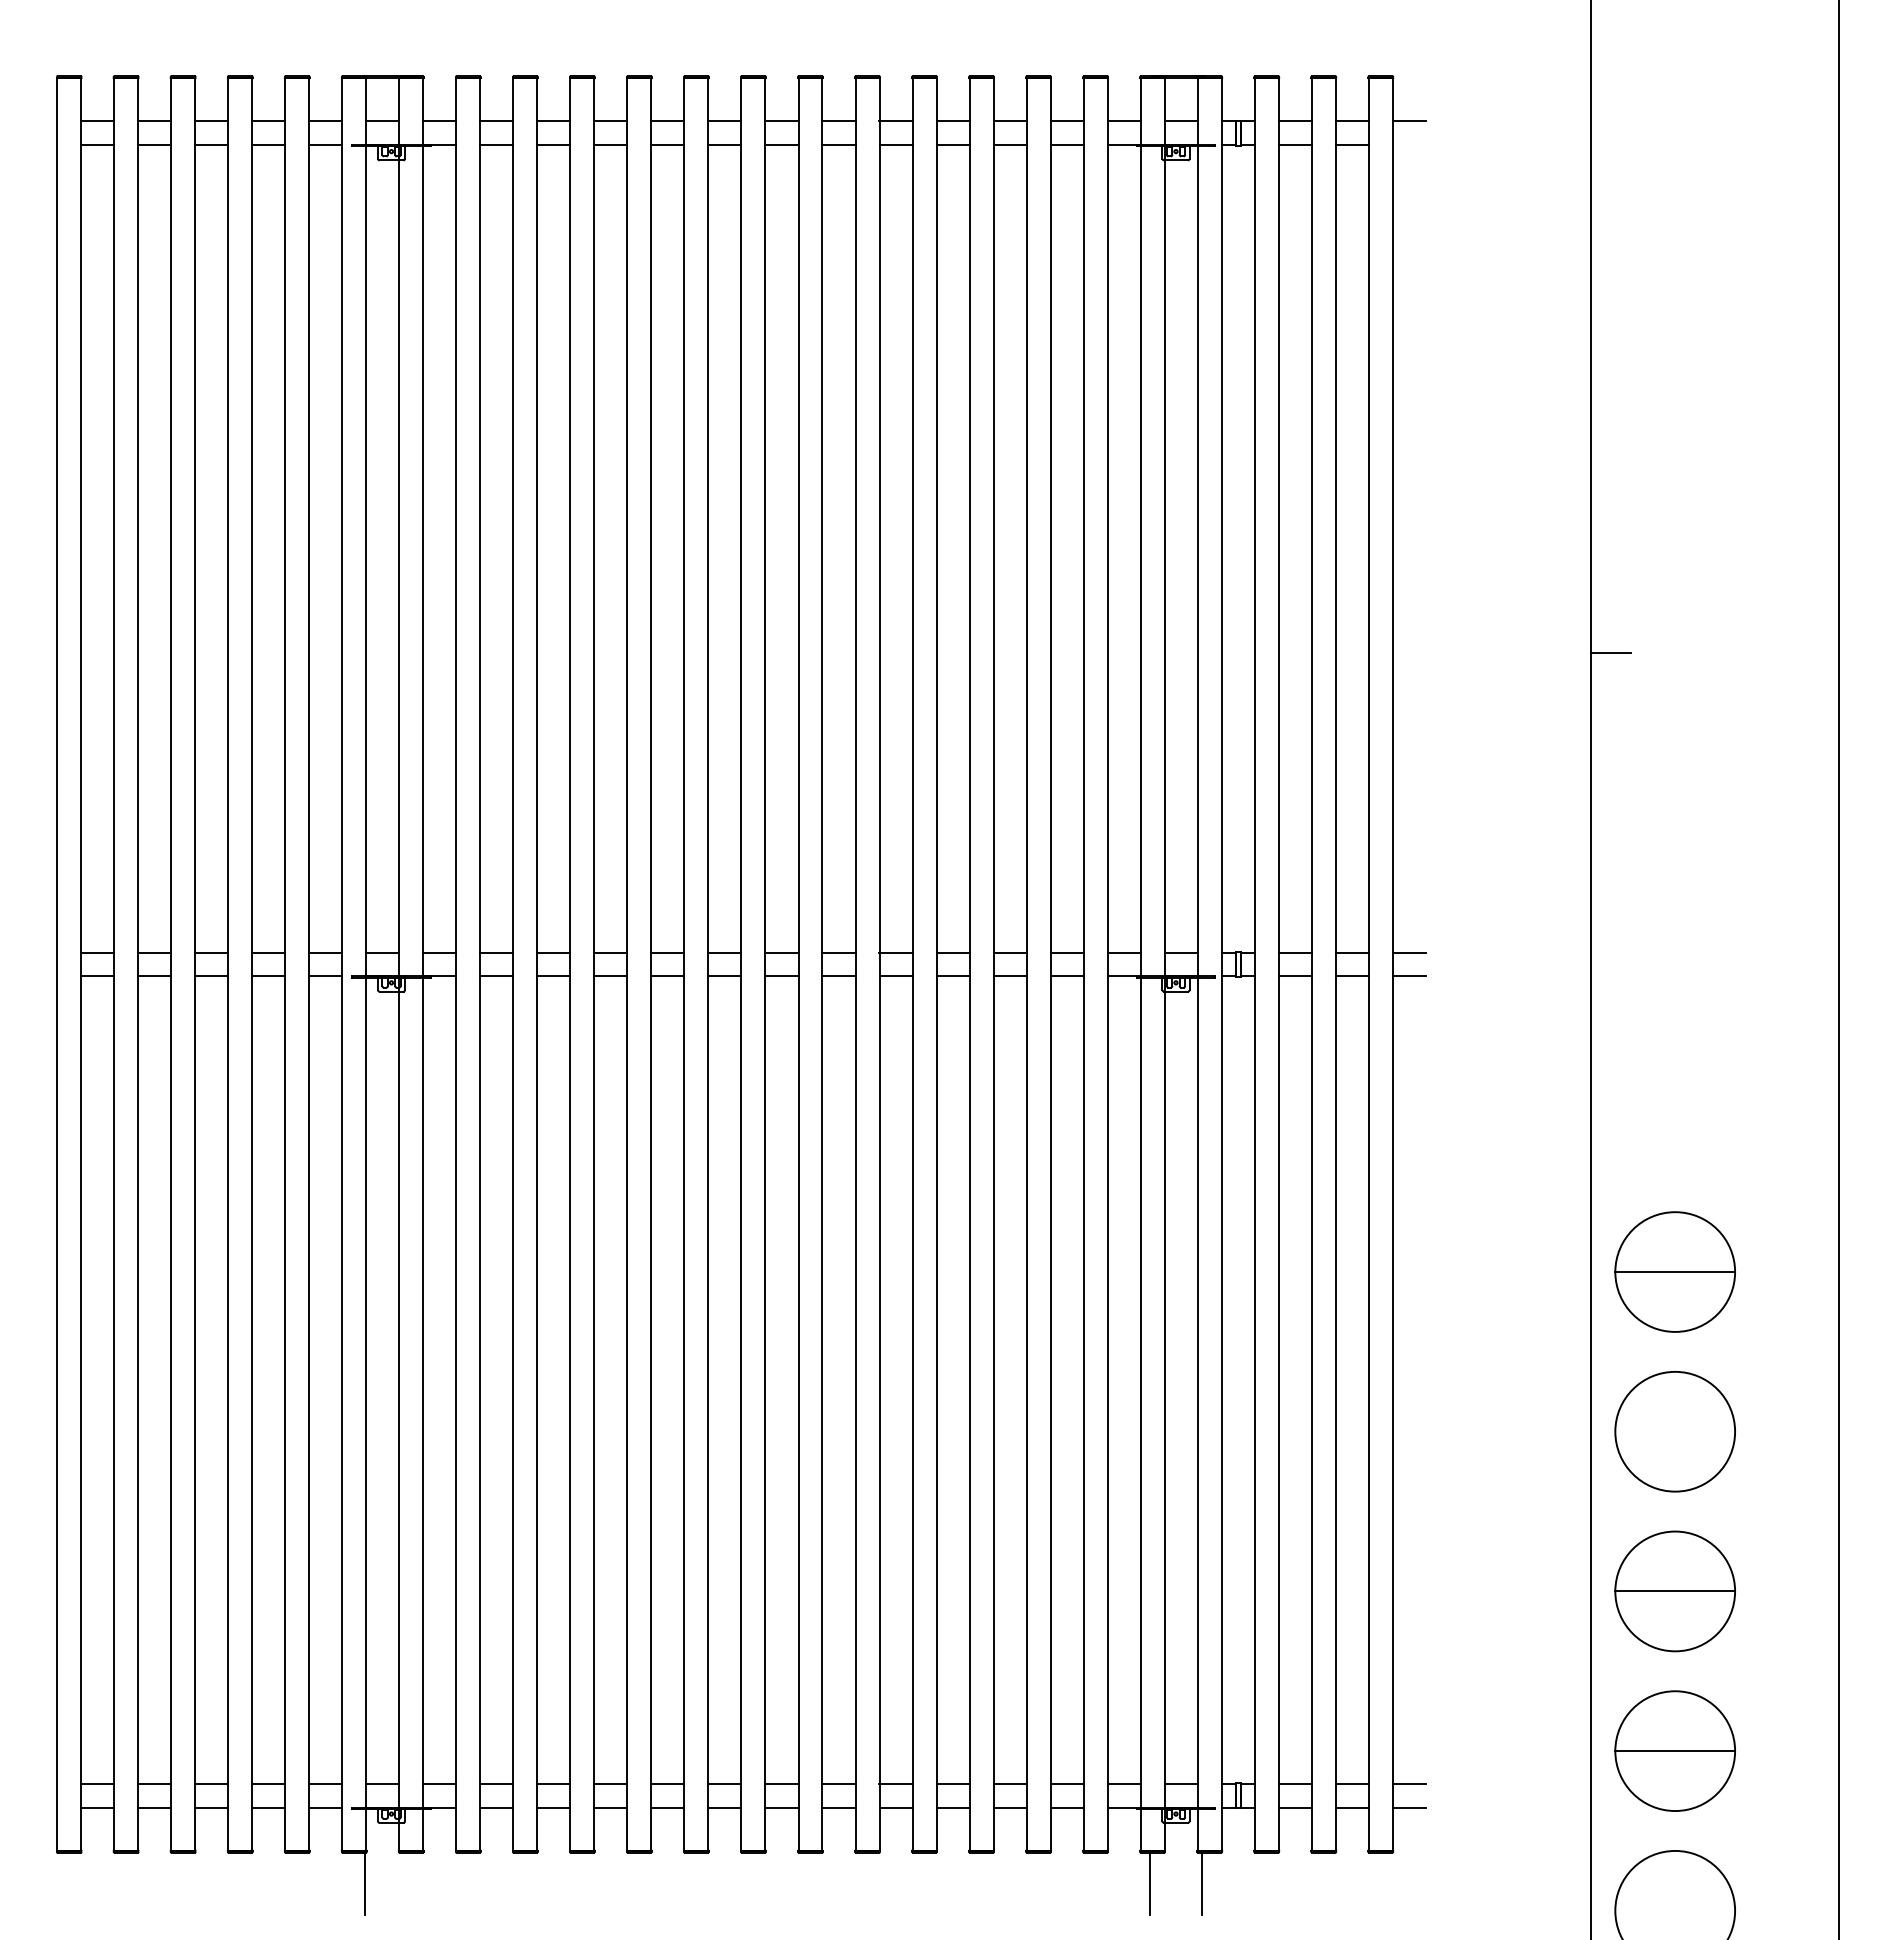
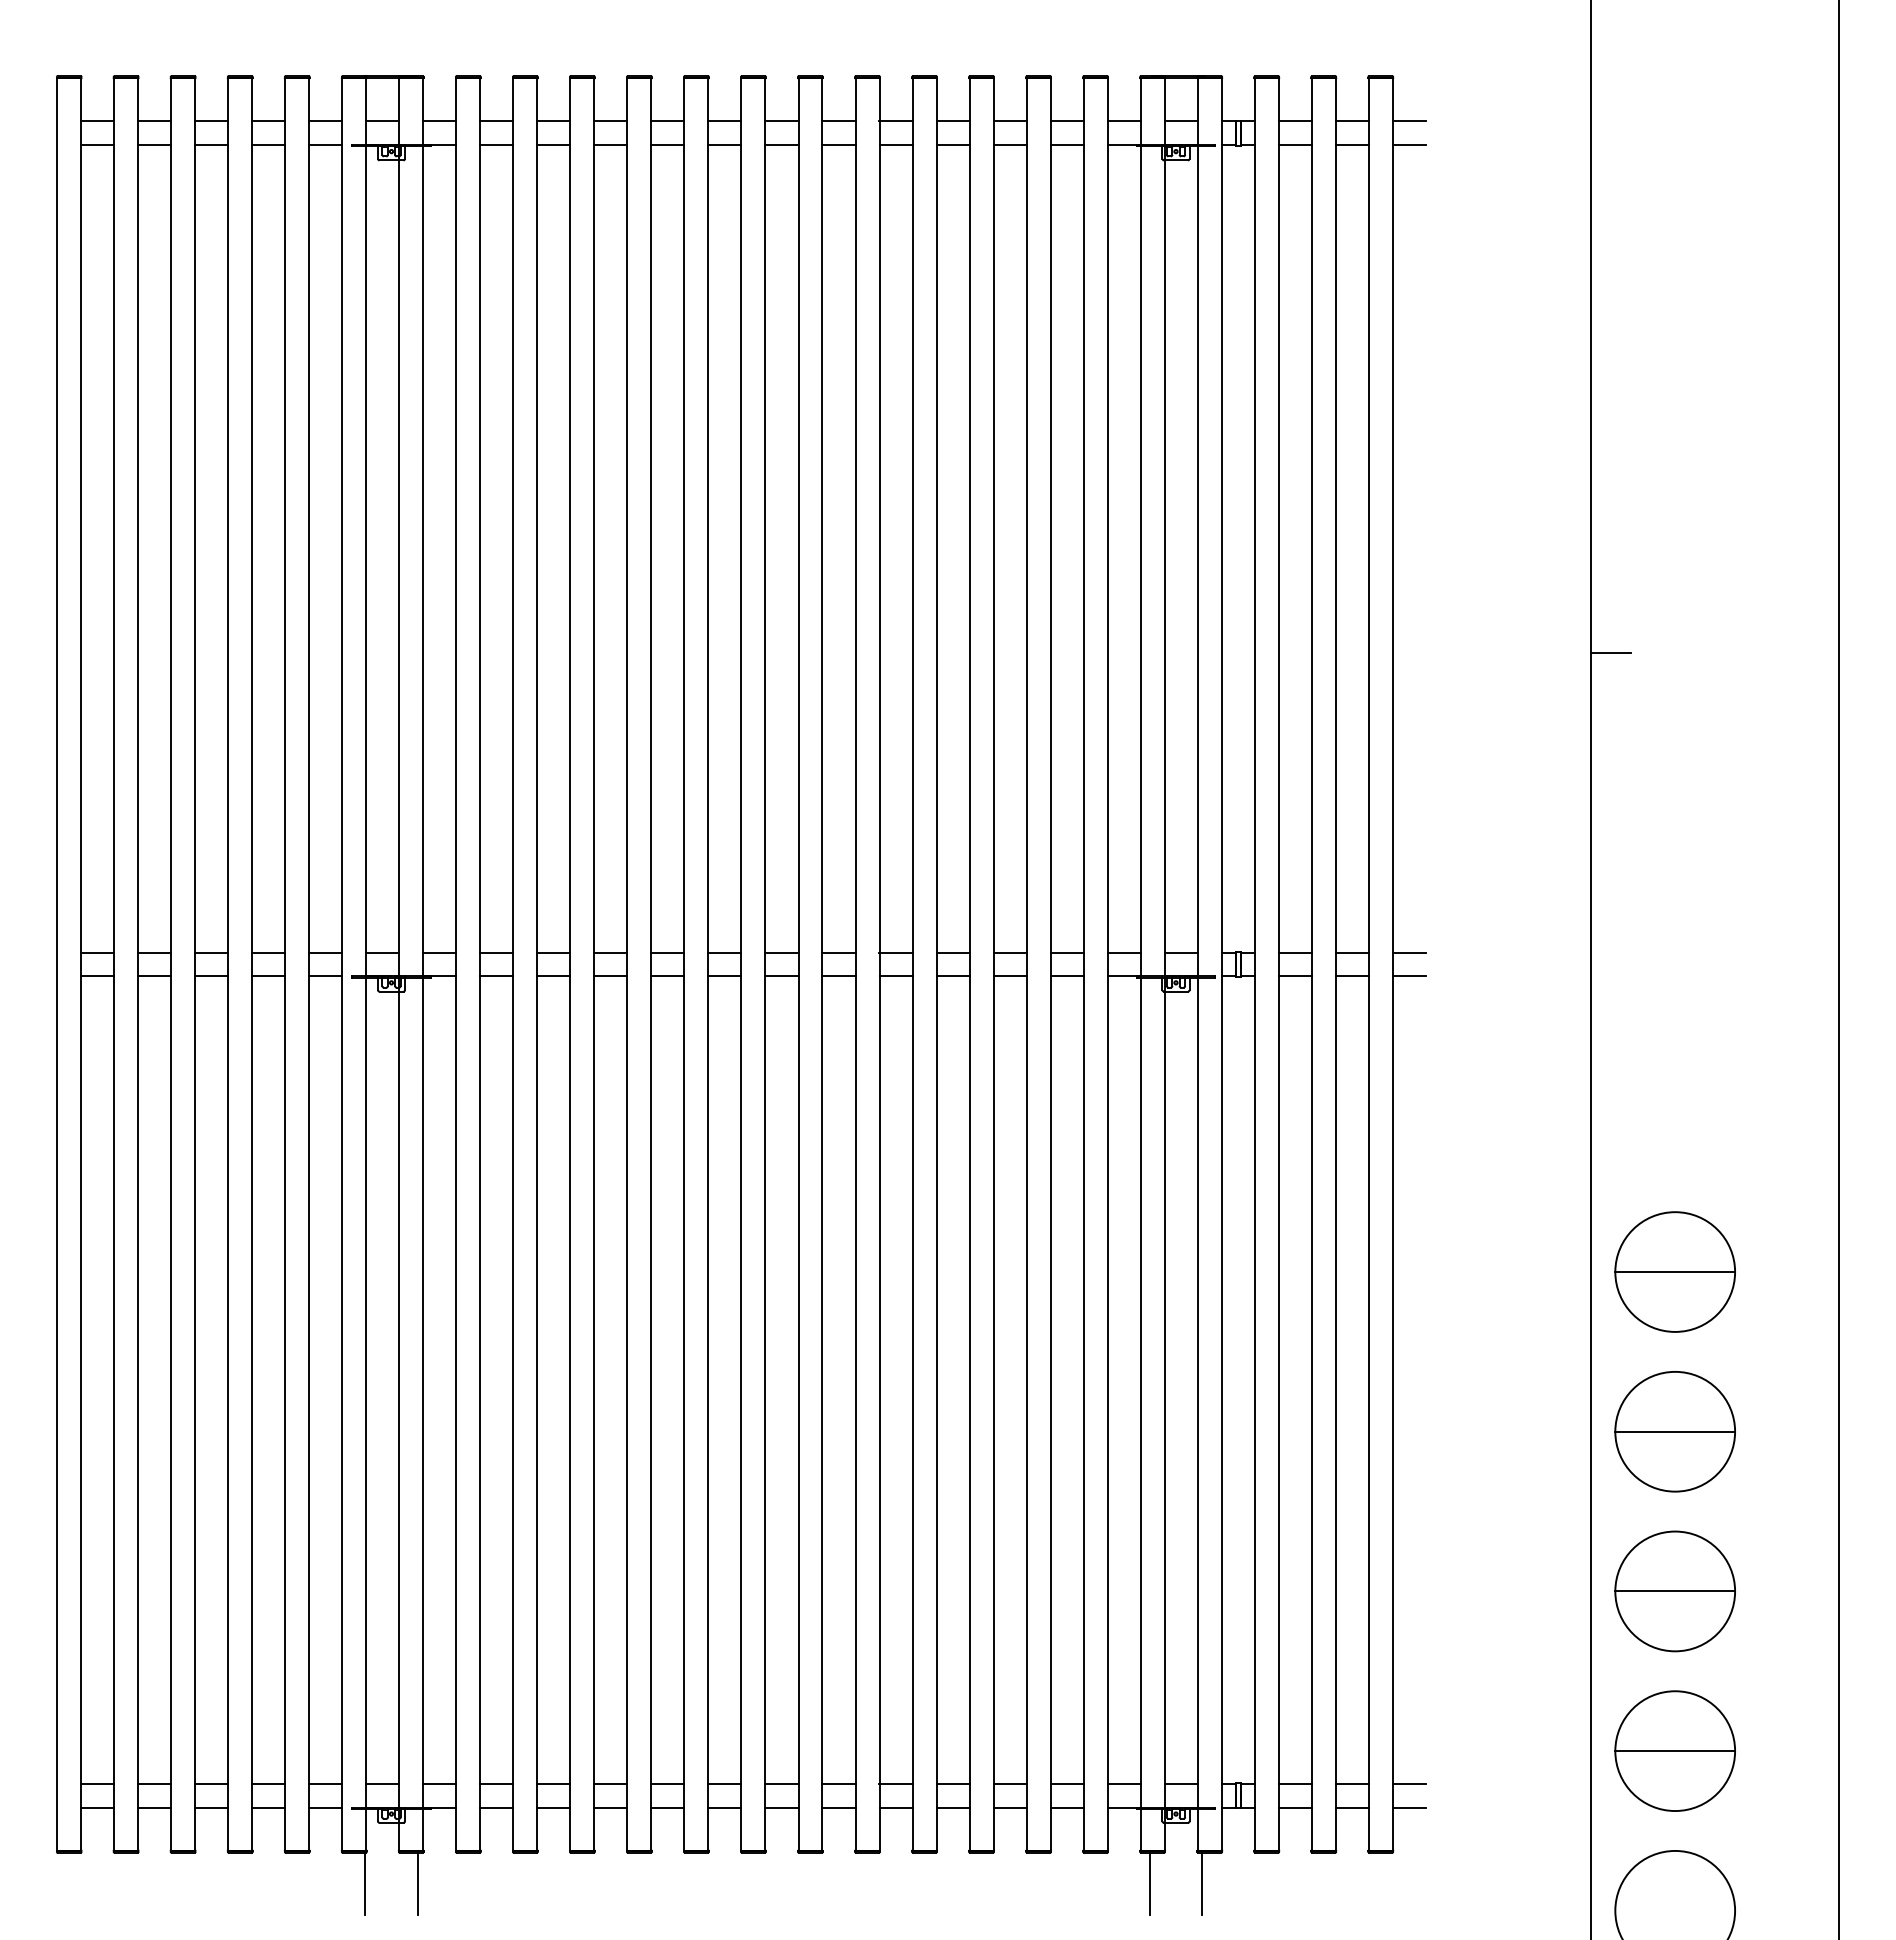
line: none -> present (1408, 145)
line: none -> present (1675, 1431)
line: none -> present (417, 1883)
